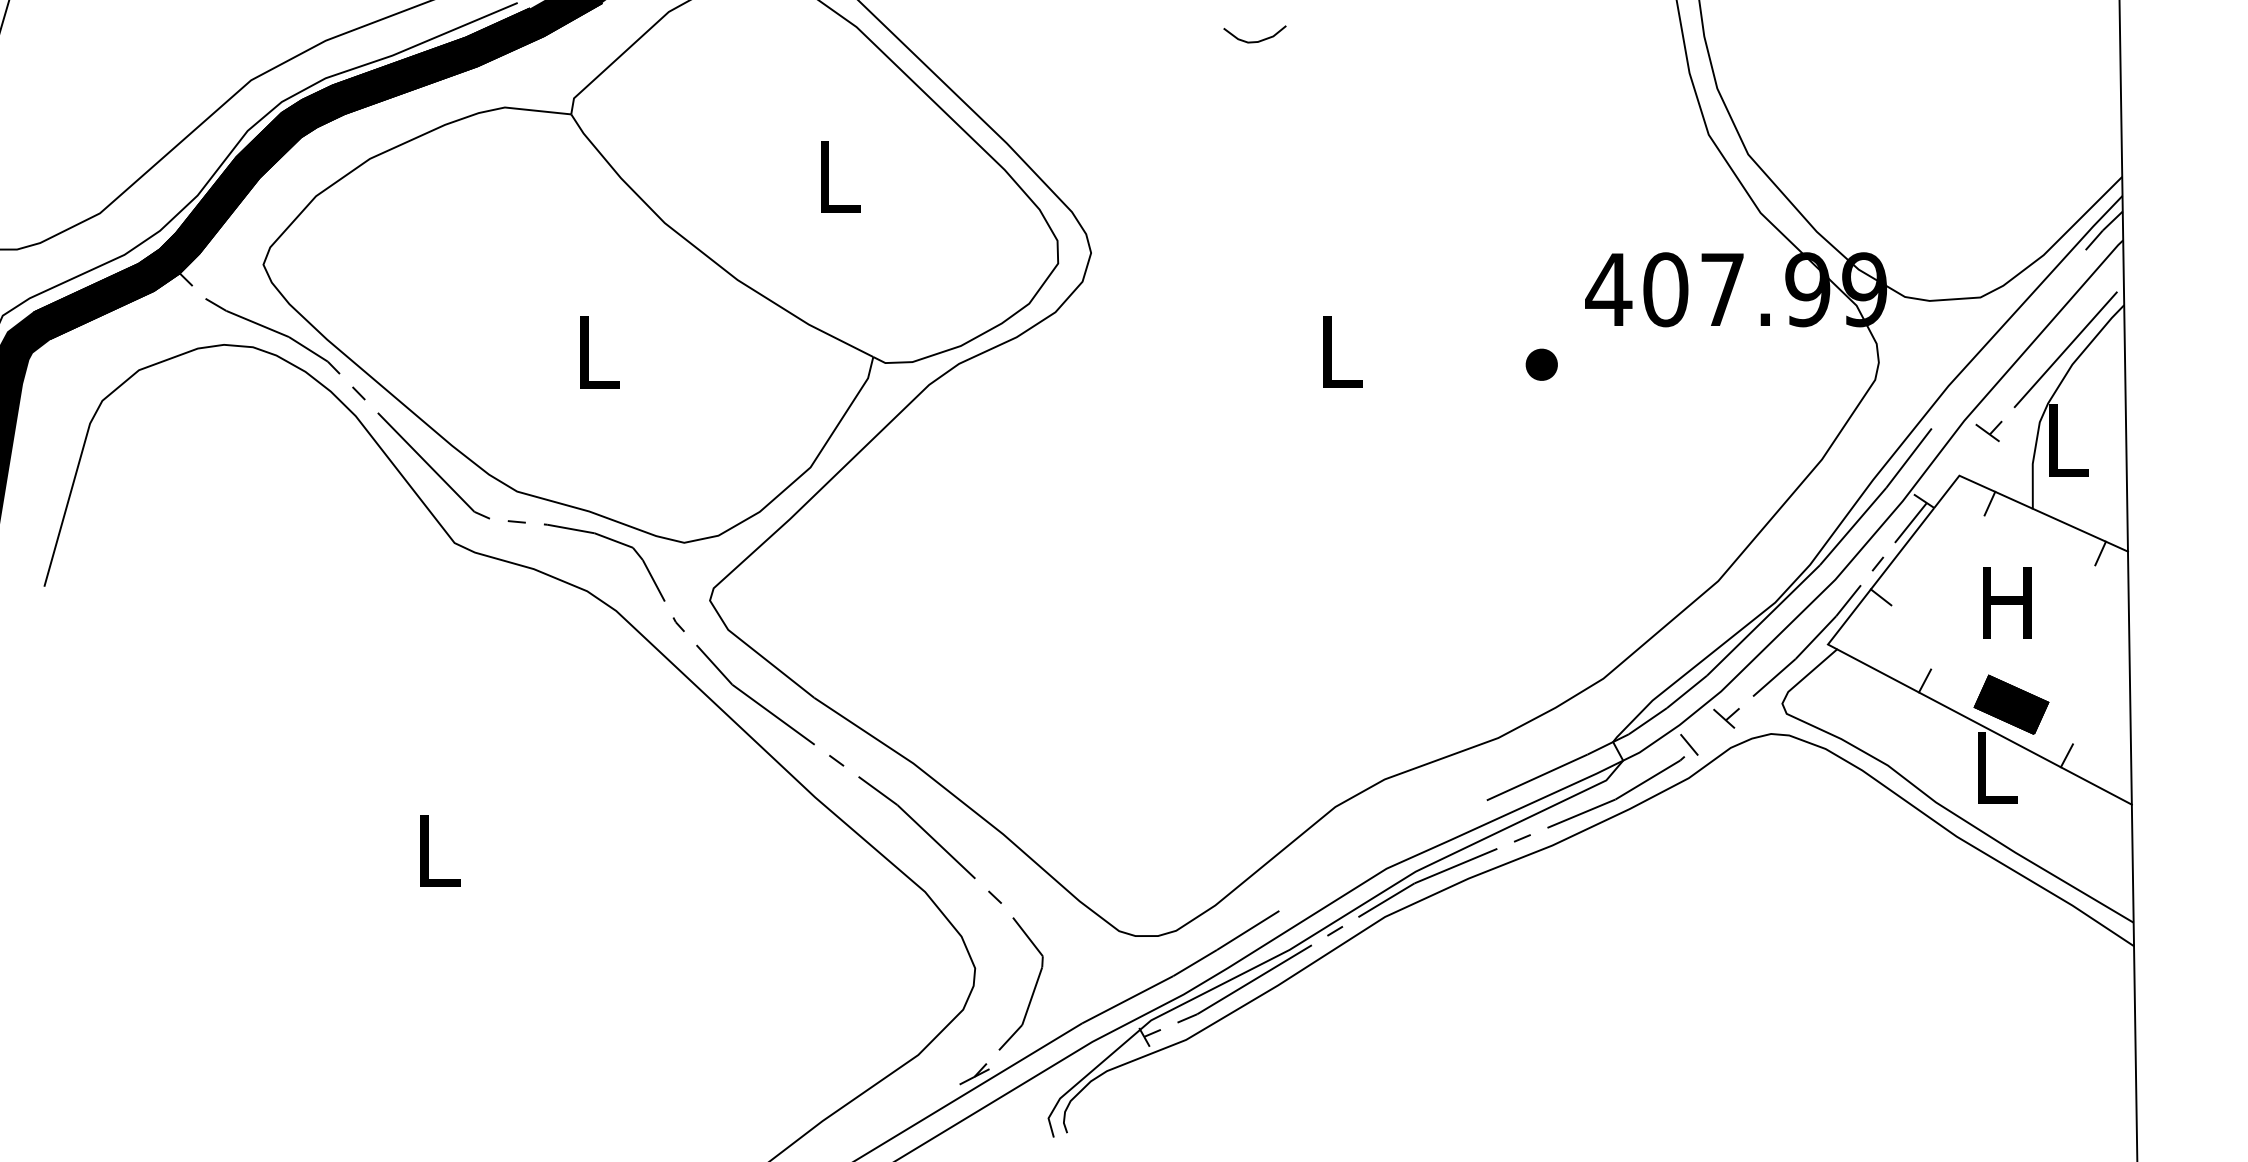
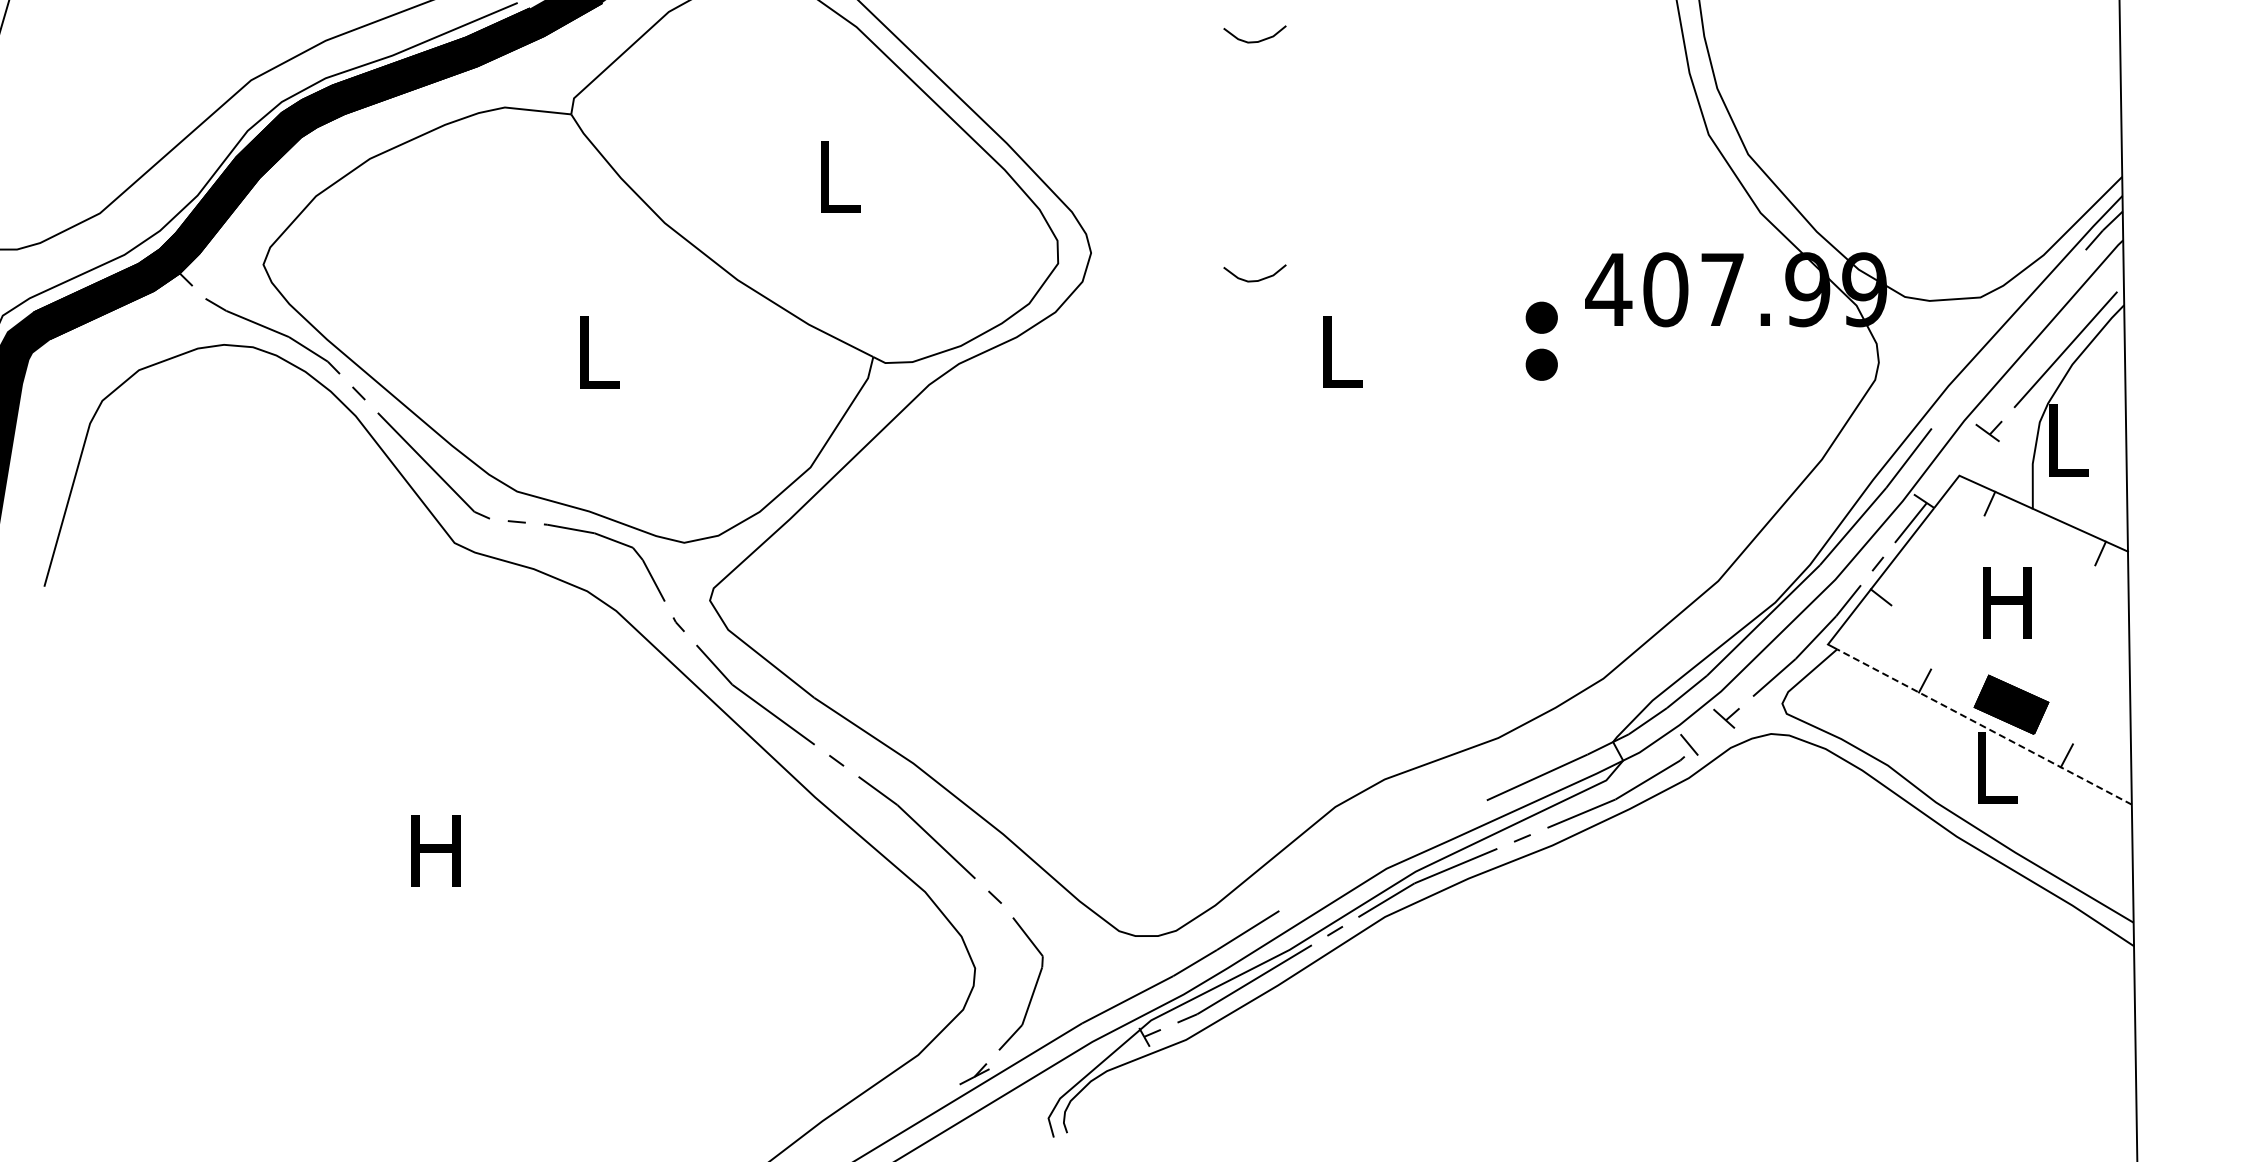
curve: none -> present (1254, 280)
part: none -> present (1541, 317)
line: solid -> dashed (1984, 727)
text: L -> H (435, 850)
